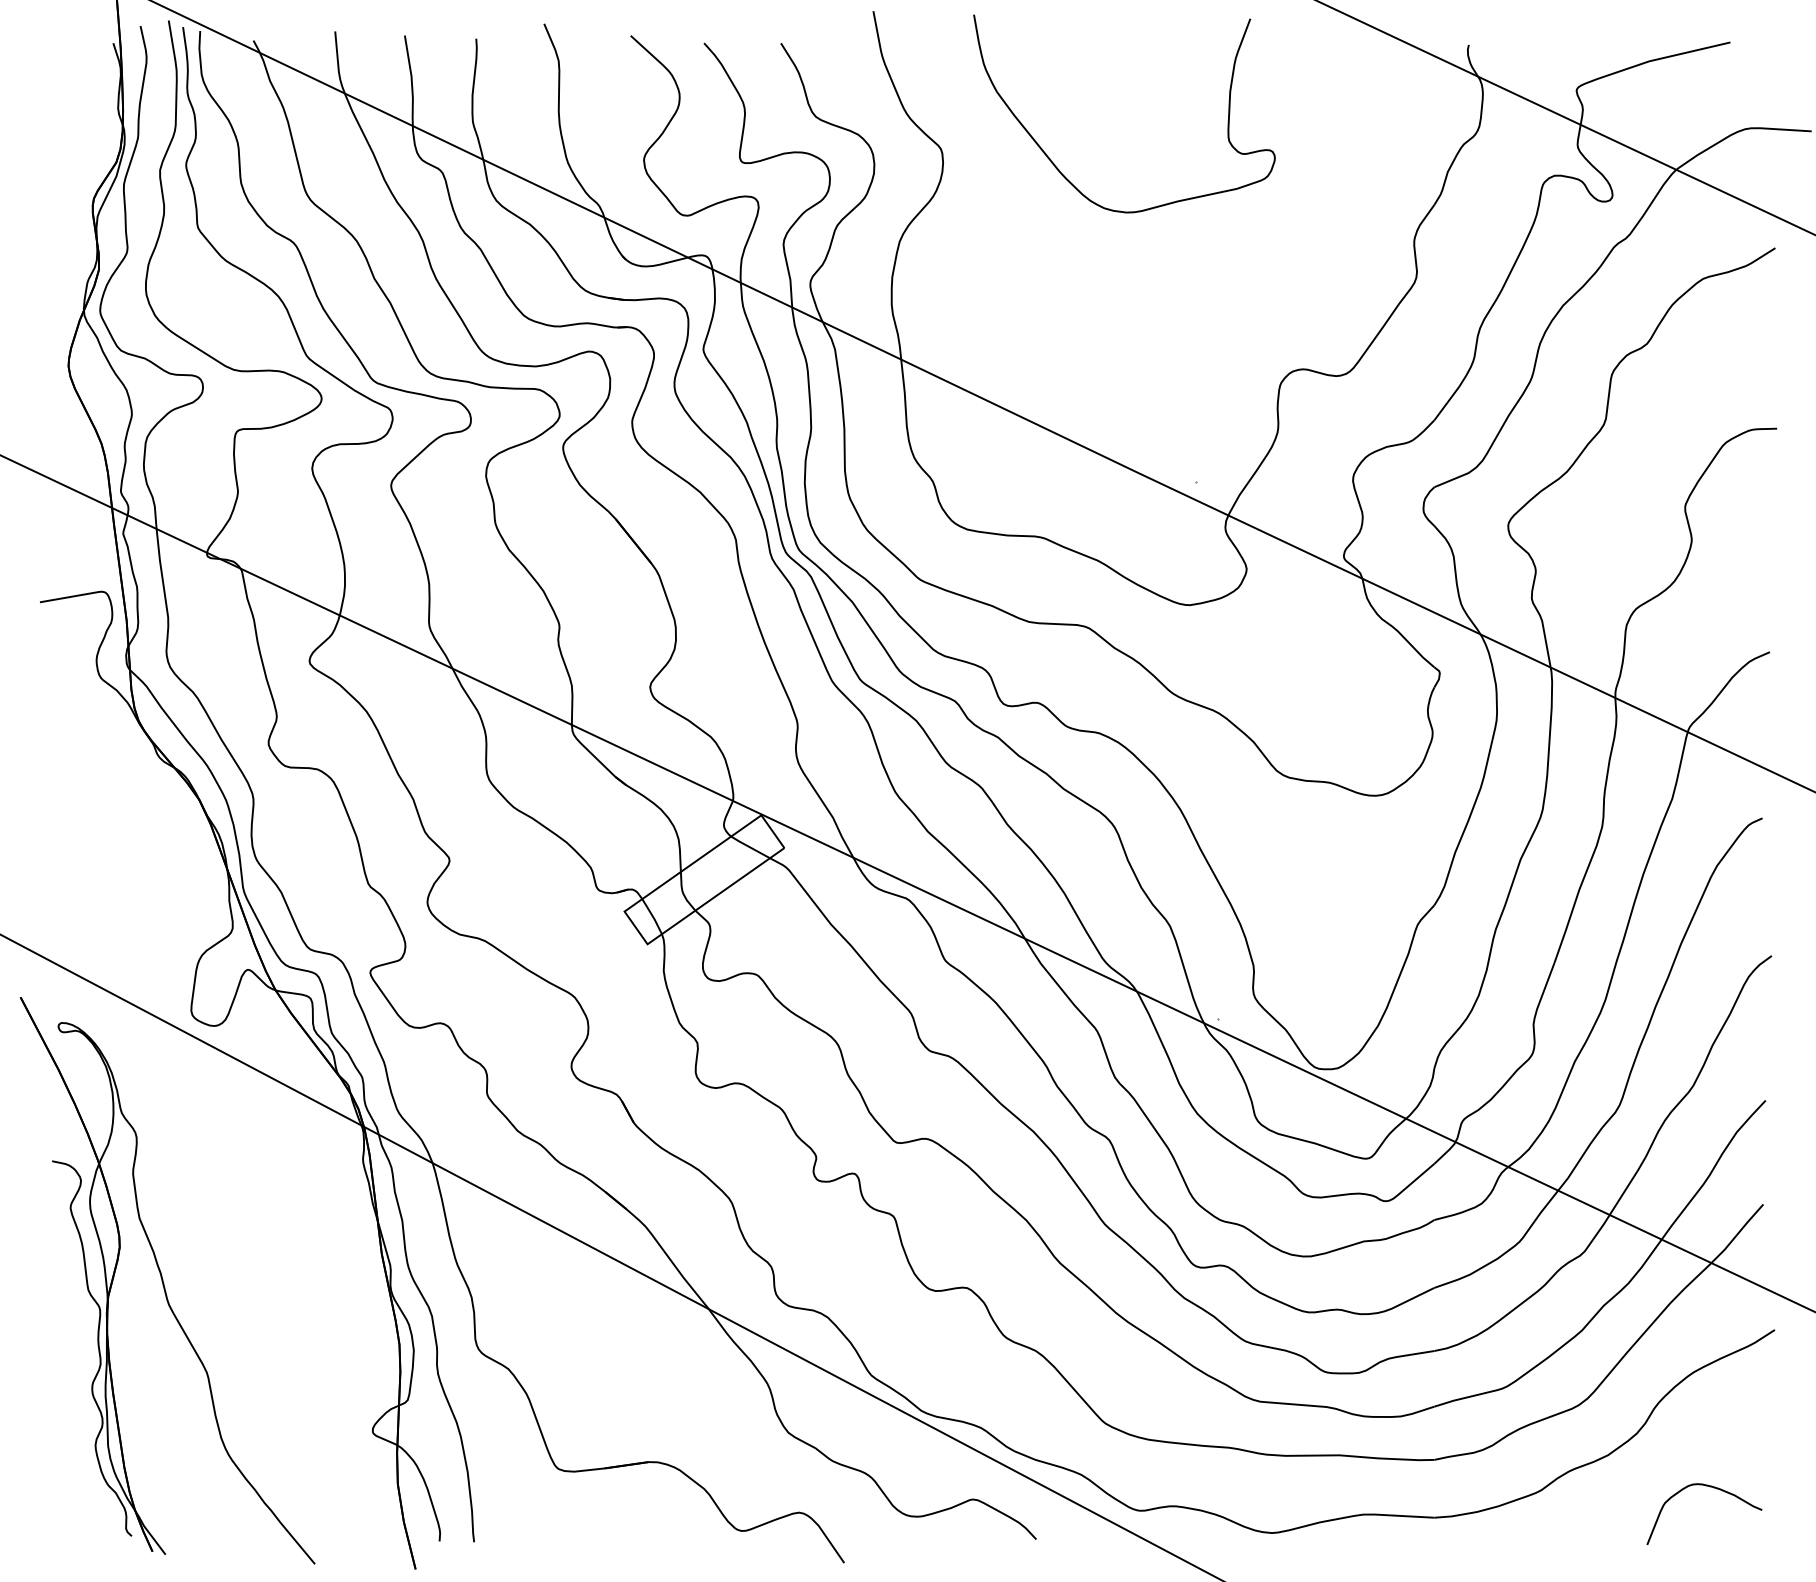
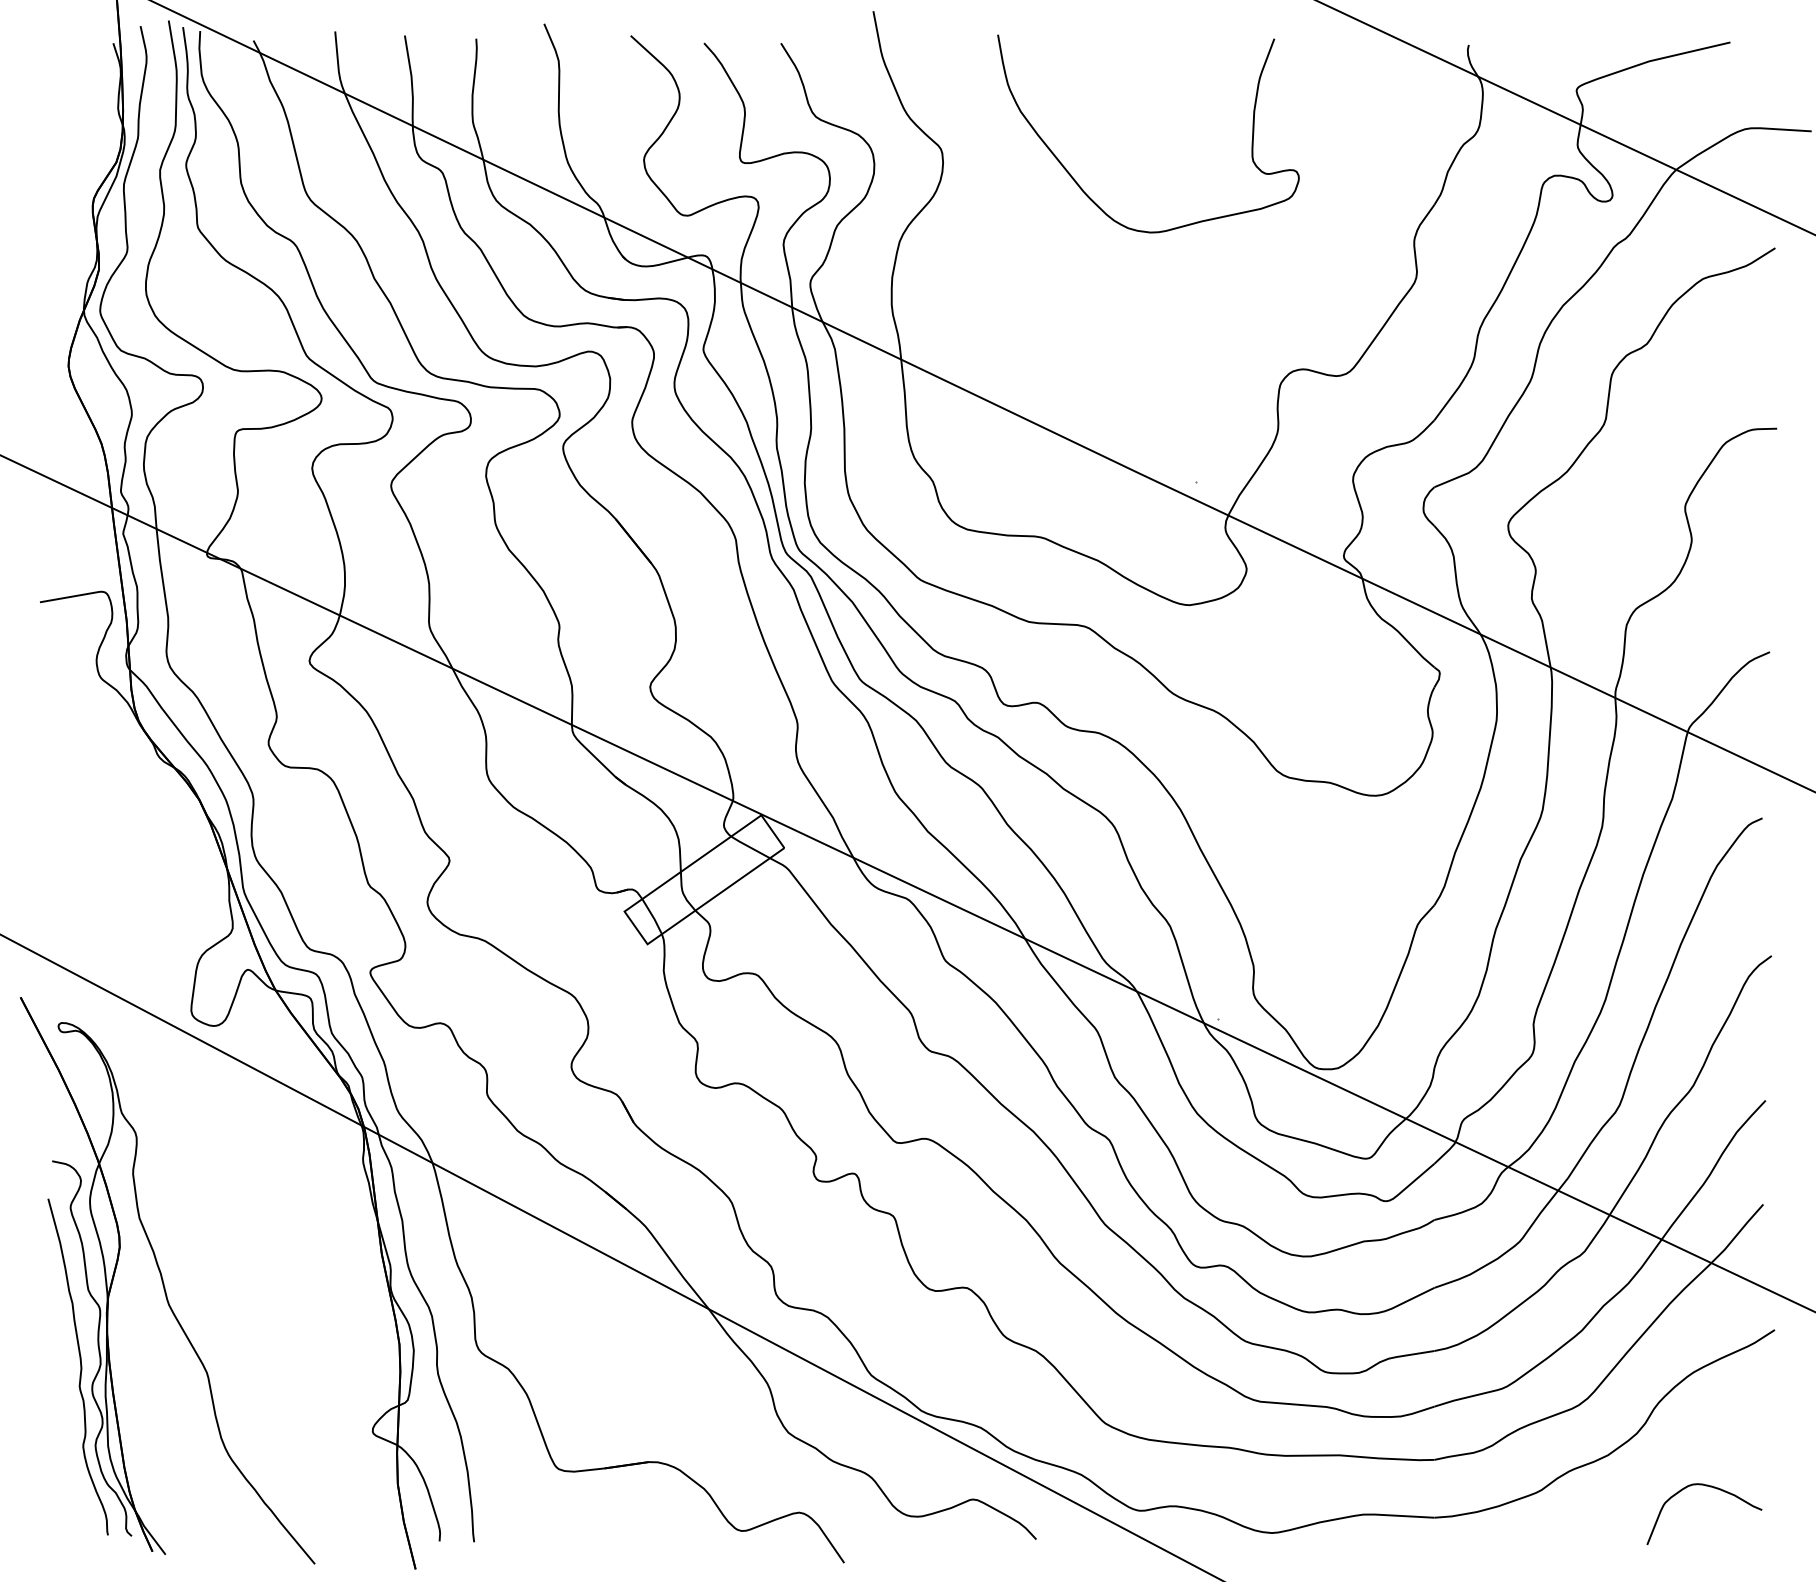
curve position: (1059, 169) -> (1083, 189) (1083, 189)
curve: none -> present (80, 1366)
